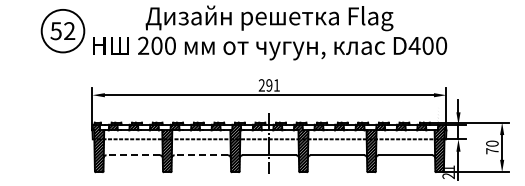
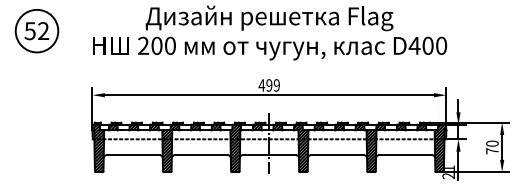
part position: (62, 31) -> (36, 31) (36, 31)
text: 291 -> 499 (268, 85)
line: dashed -> solid (133, 155)
line: dashed -> solid (201, 155)
